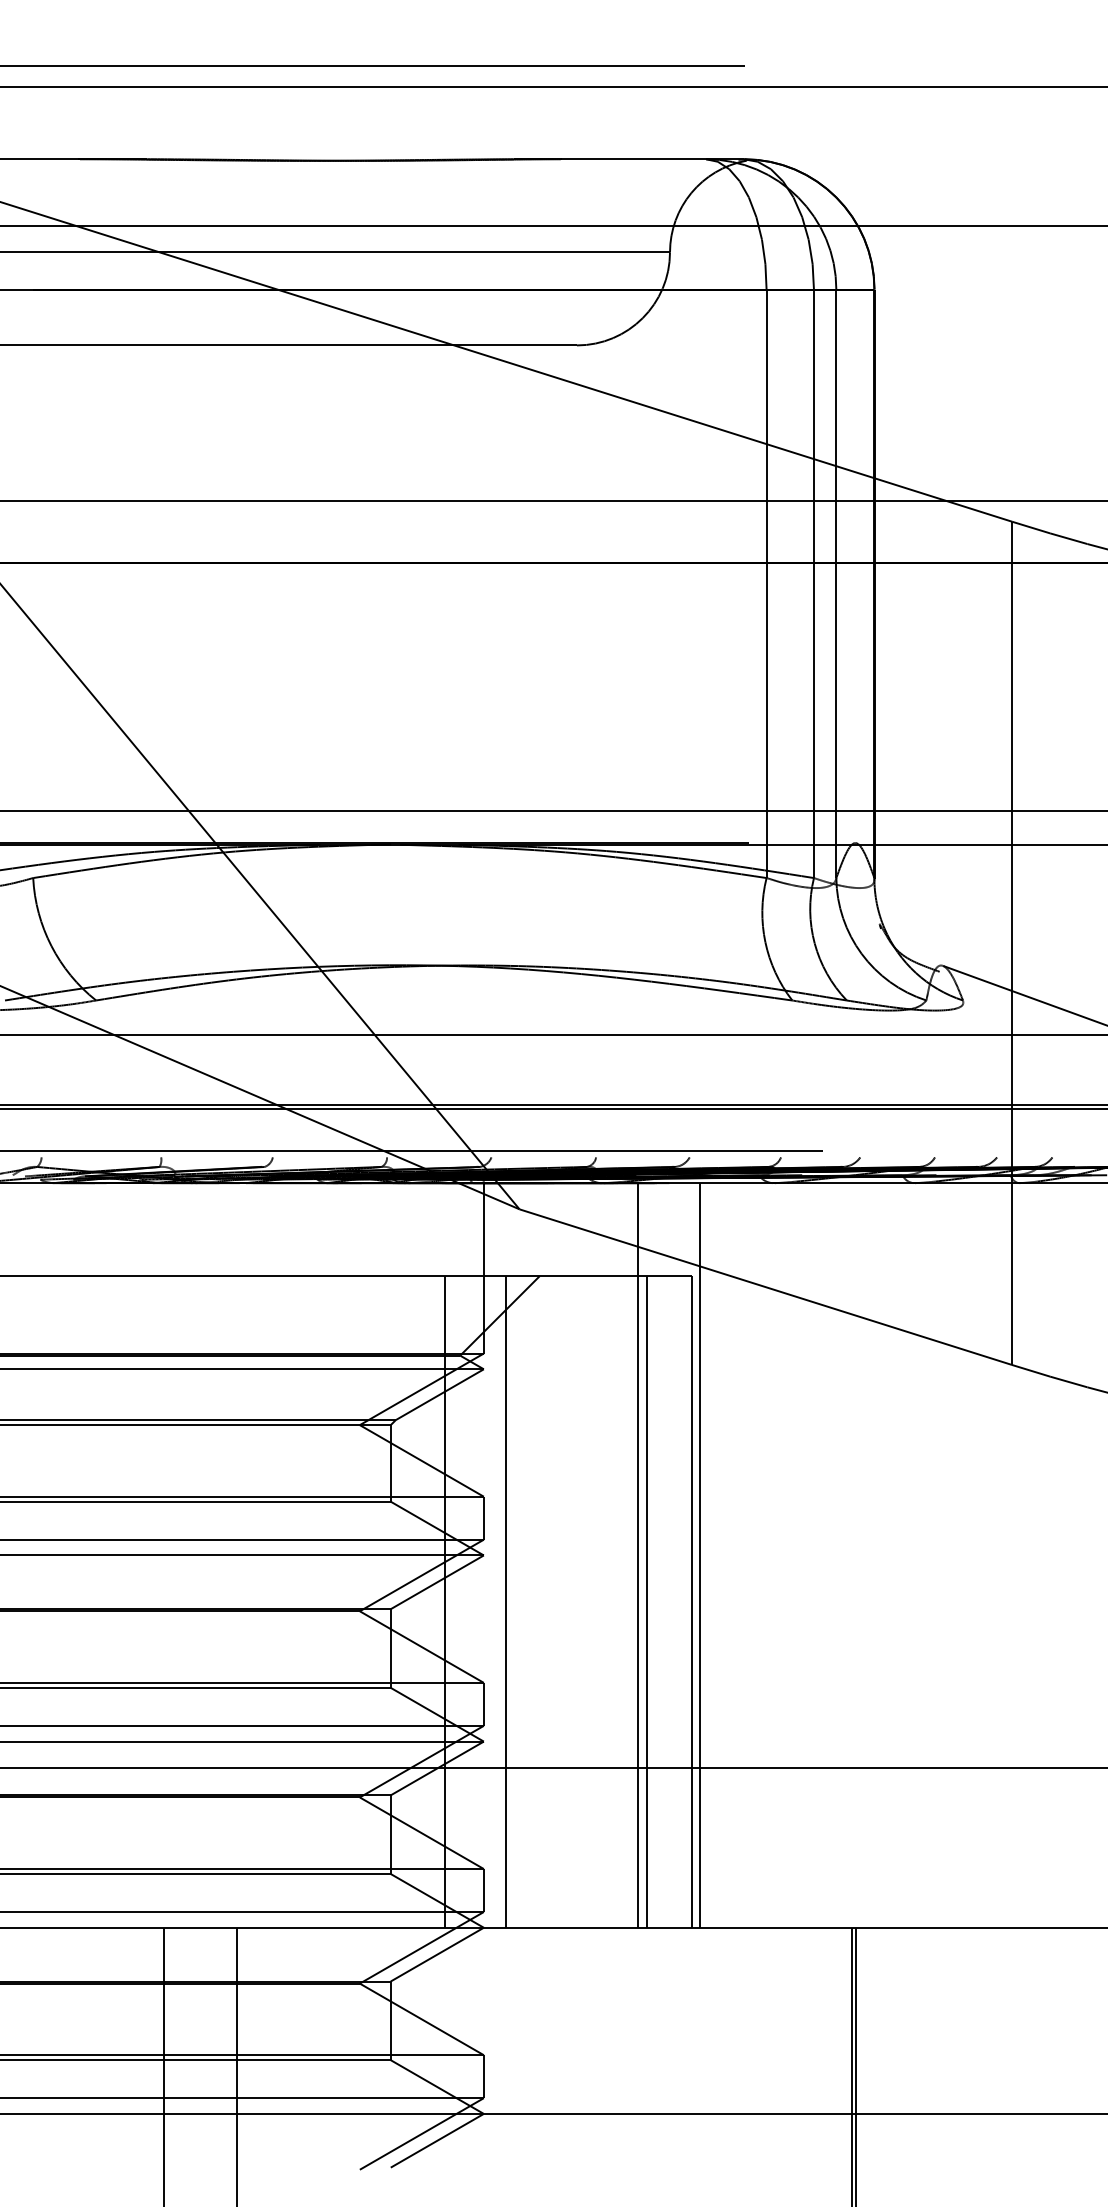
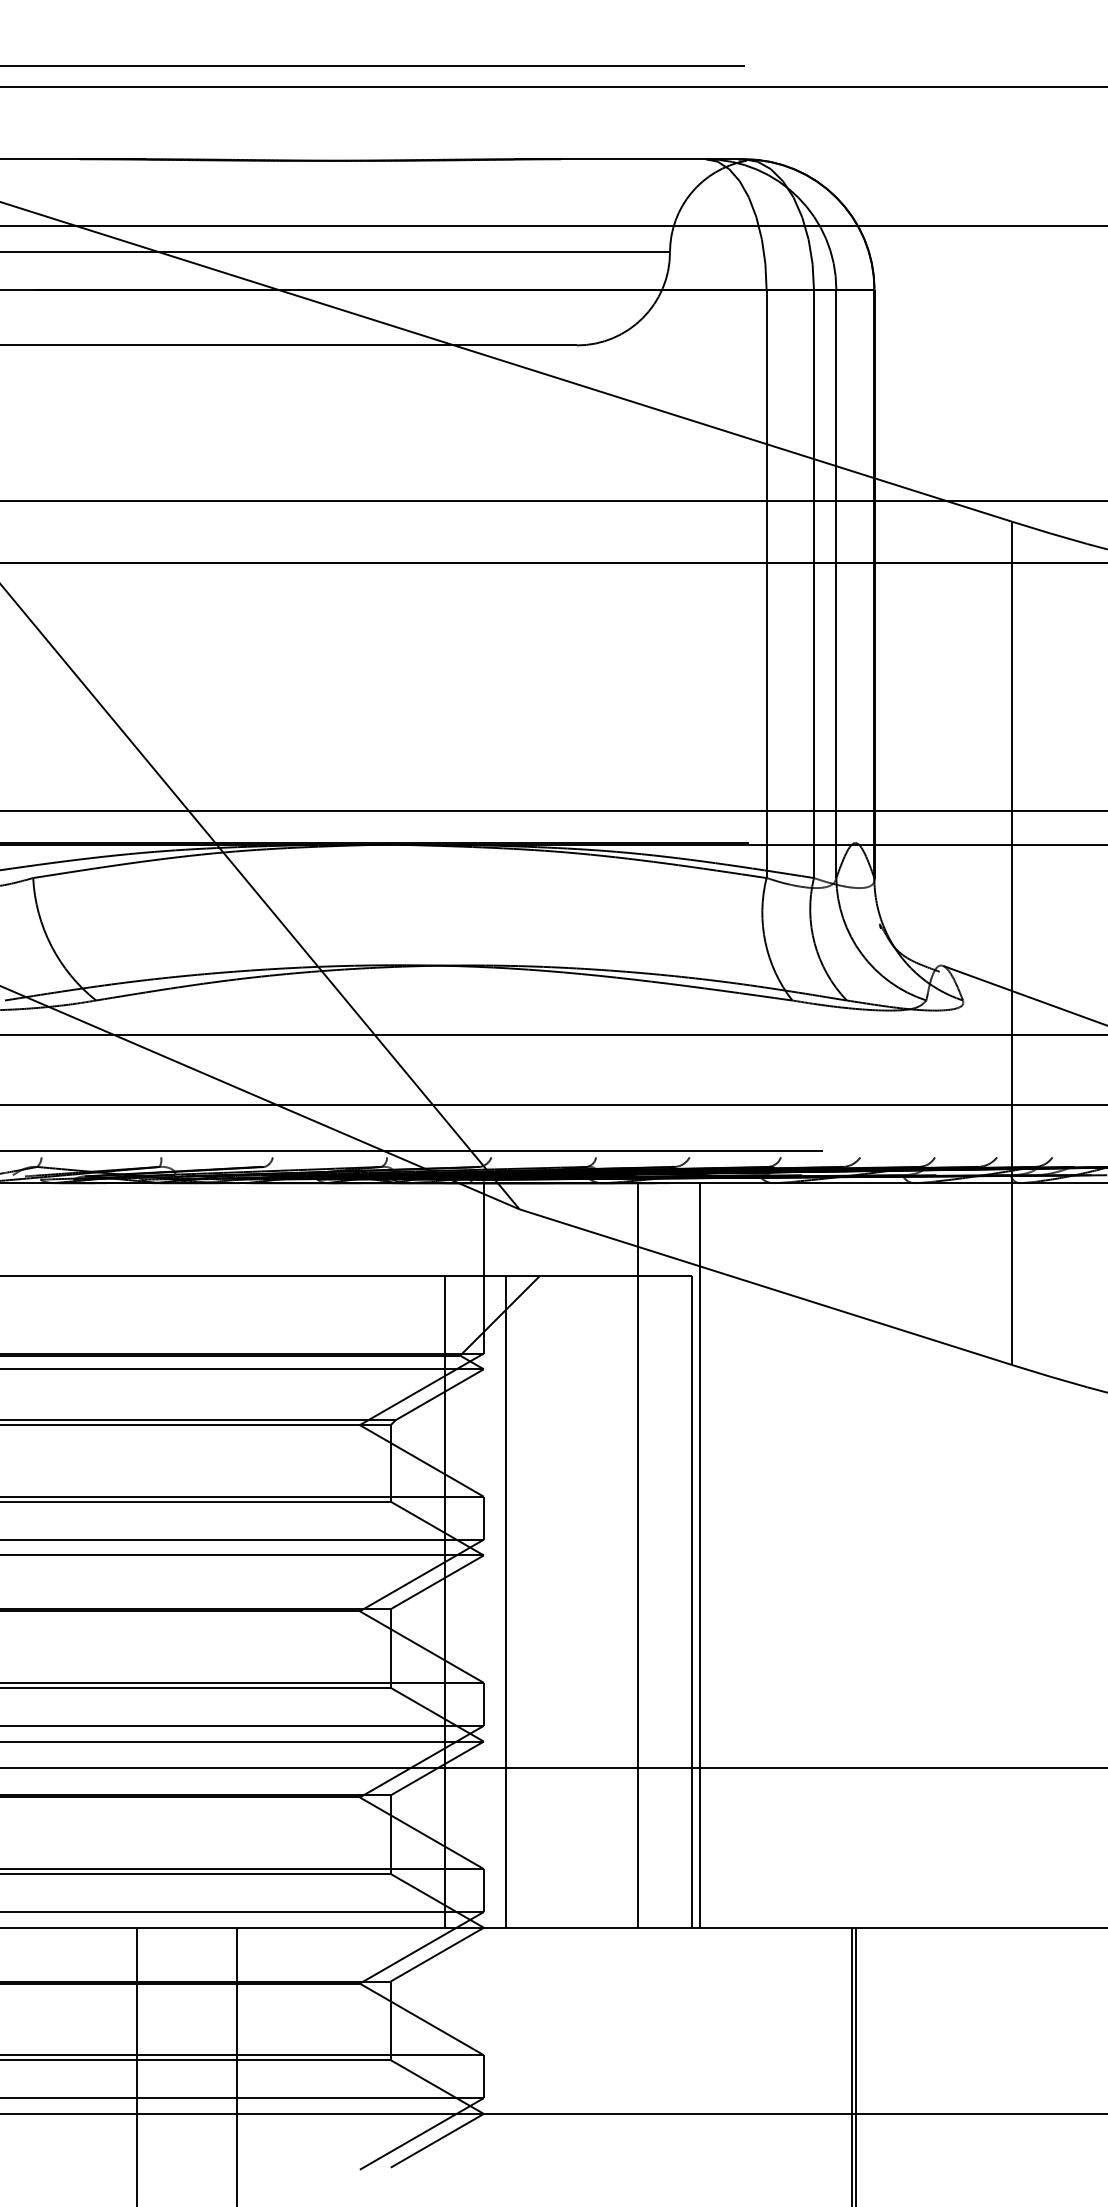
line: present -> none (553, 1108)
line: present -> none (646, 1601)
line position: (164, 2065) -> (137, 2065) (137, 2065)
